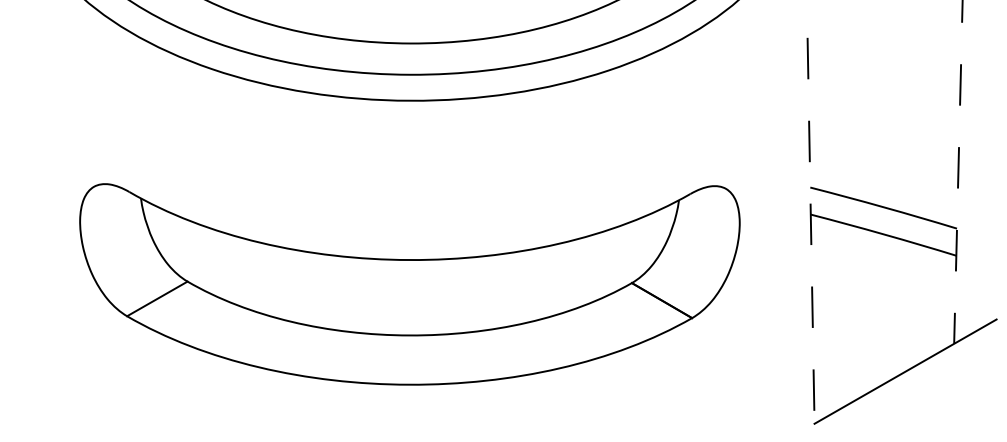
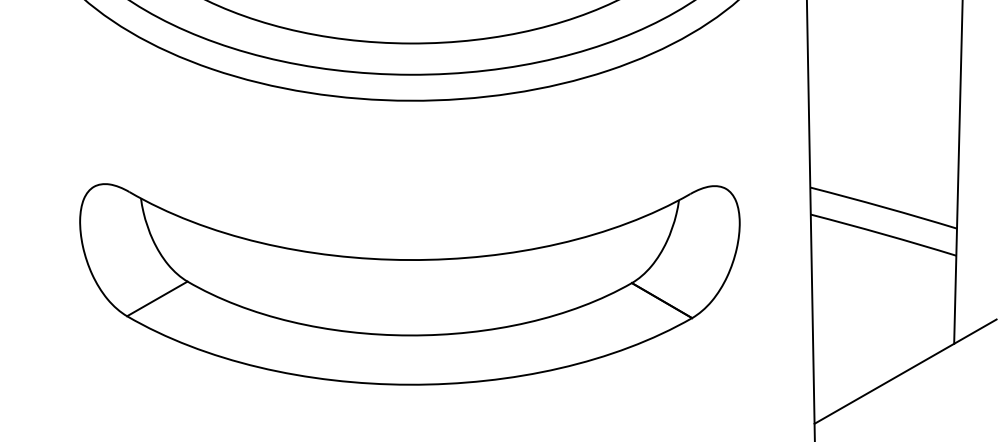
line: dashed -> solid (958, 171)
line: dashed -> solid (810, 221)
